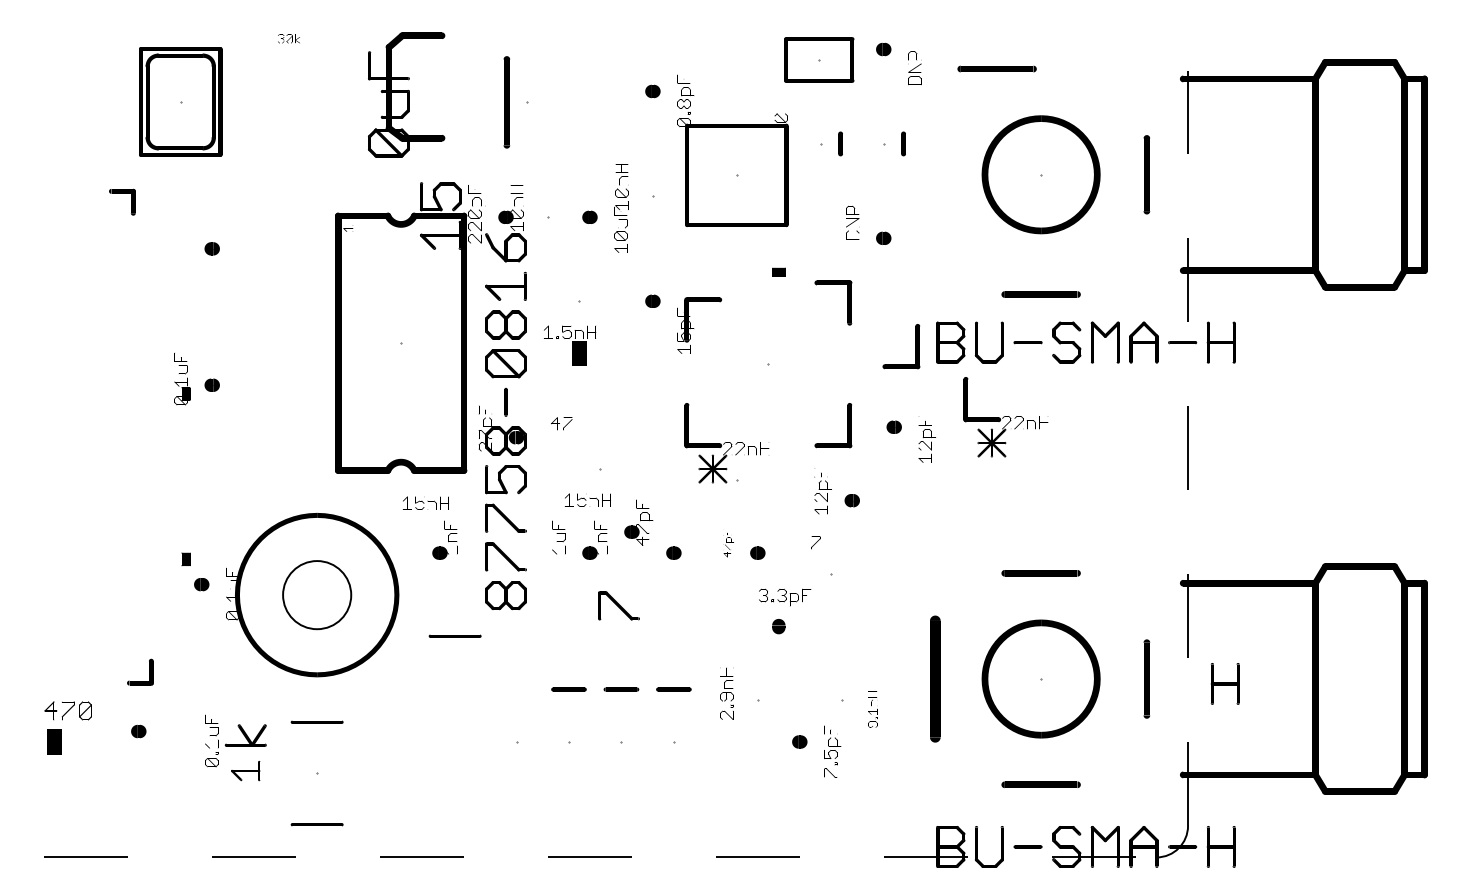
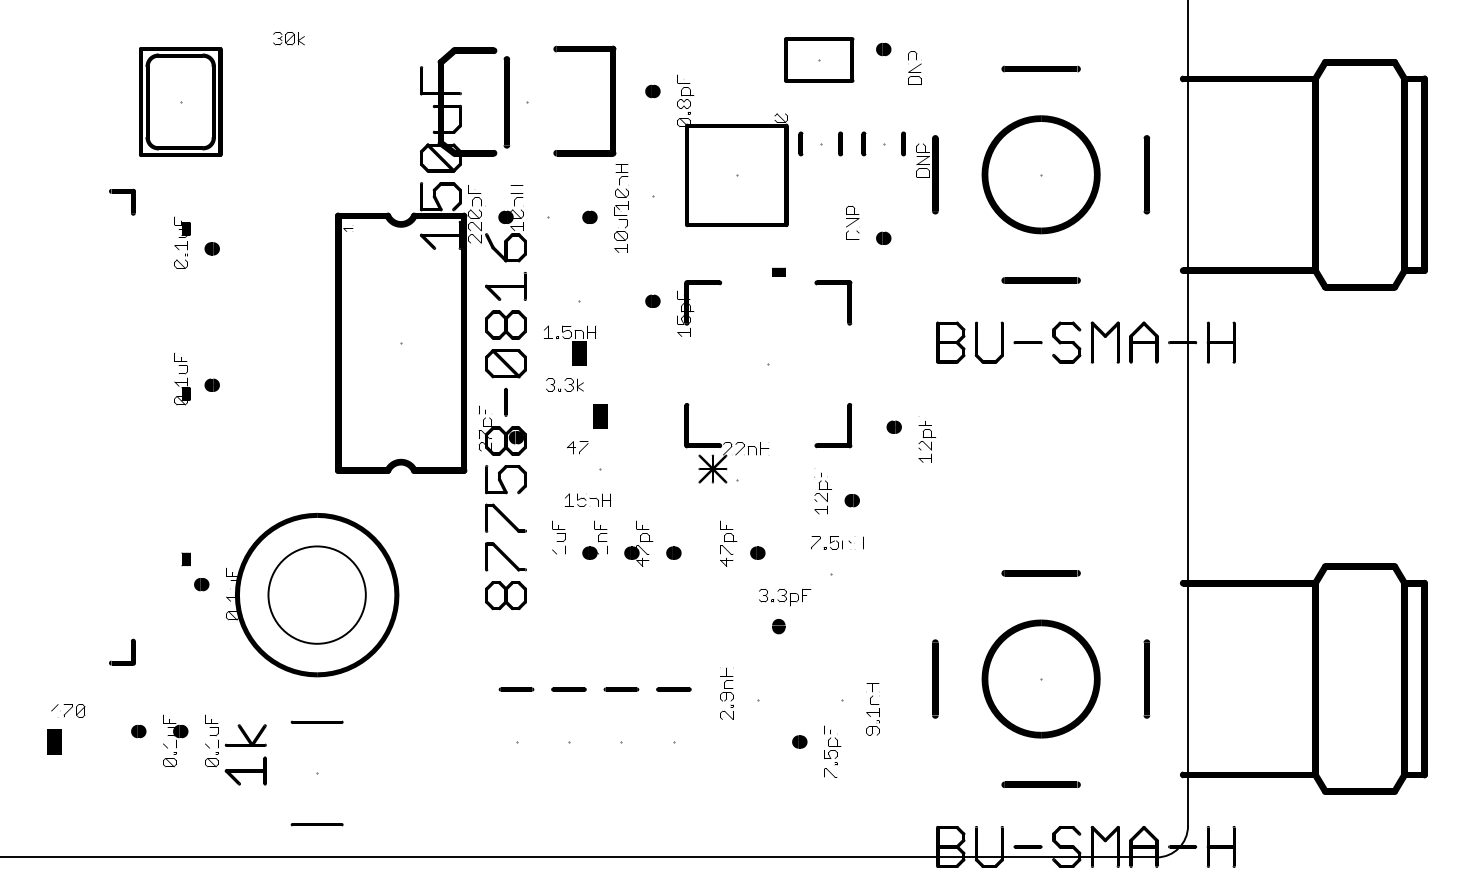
part size: 22x10 px -> 32x14 px (288, 38)
part position: (996, 68) -> (1040, 68) (1040, 68)
part position: (406, 94) -> (458, 109) (458, 109)
part: none -> present (610, 100)
part: none -> present (800, 143)
part: none -> present (863, 143)
part: none -> present (927, 174)
part: none -> present (182, 242)
part position: (1040, 294) -> (1040, 280) (1040, 280)
part position: (699, 325) -> (699, 308) (699, 308)
part: present -> none (915, 346)
part: none -> present (564, 384)
line: dashed -> solid (1188, 412)
part: none -> present (600, 416)
part: present -> none (1005, 417)
part position: (561, 423) -> (577, 447) (577, 447)
part: present -> none (425, 502)
part position: (638, 522) -> (638, 543) (638, 543)
part: present -> none (444, 539)
part: none -> present (843, 542)
part size: 11x25 px -> 18x47 px (728, 543)
circle diameter: 68 px -> 97 px (316, 594)
part: present -> none (618, 605)
line: present -> none (454, 635)
part position: (149, 671) -> (131, 651) (131, 651)
part size: 11x128 px -> 7x80 px (935, 678)
part: present -> none (1224, 683)
line: none -> present (516, 689)
part size: 10x37 px -> 14x53 px (872, 709)
part size: 48x20 px -> 35x14 px (68, 710)
part: none -> present (175, 740)
part size: 30x21 px -> 43x30 px (245, 770)
line: dashed -> solid (578, 857)
